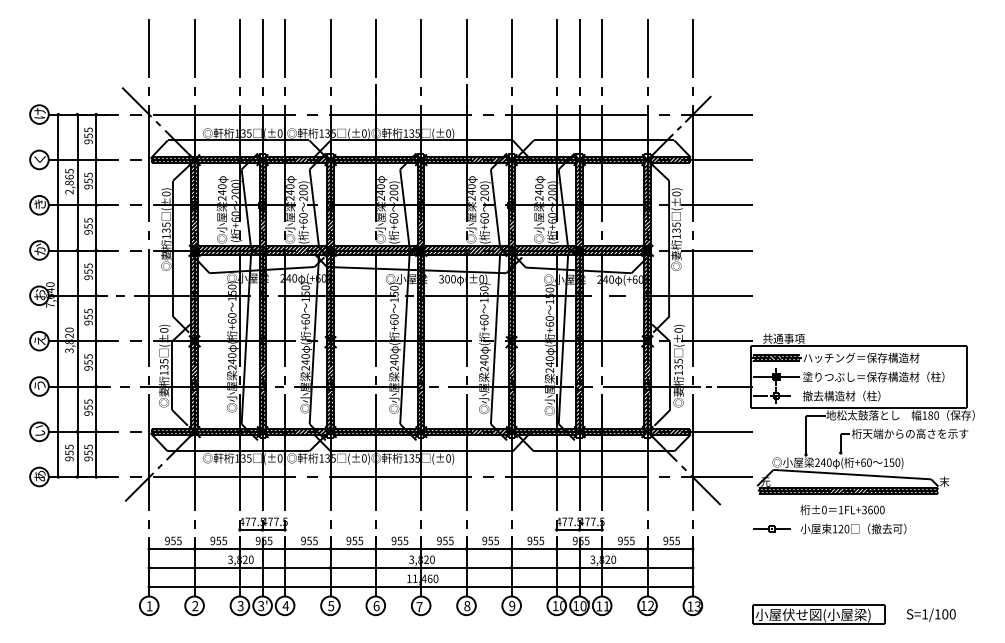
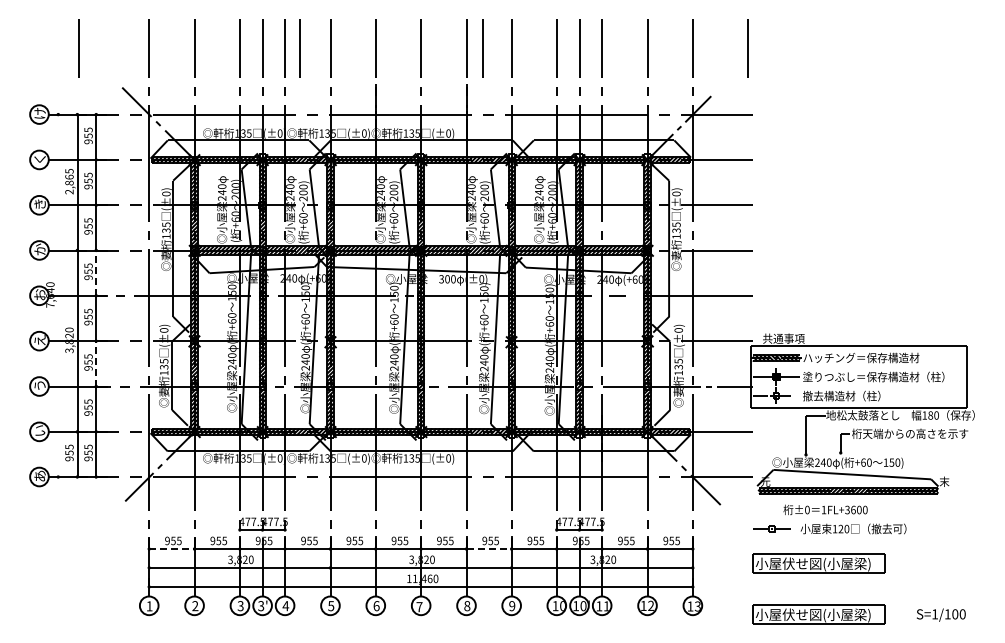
line: none -> present (78, 48)
line: none -> present (299, 48)
line: none -> present (482, 48)
line: none -> present (747, 48)
line: solid -> dashed (96, 273)
line: present -> none (58, 295)
line: solid -> dashed (96, 363)
text position: (842, 509) -> (825, 509) (825, 509)
line: solid -> dashed (172, 549)
line: solid -> dashed (489, 549)
part: none -> present (818, 563)
text position: (930, 614) -> (940, 614) (940, 614)
